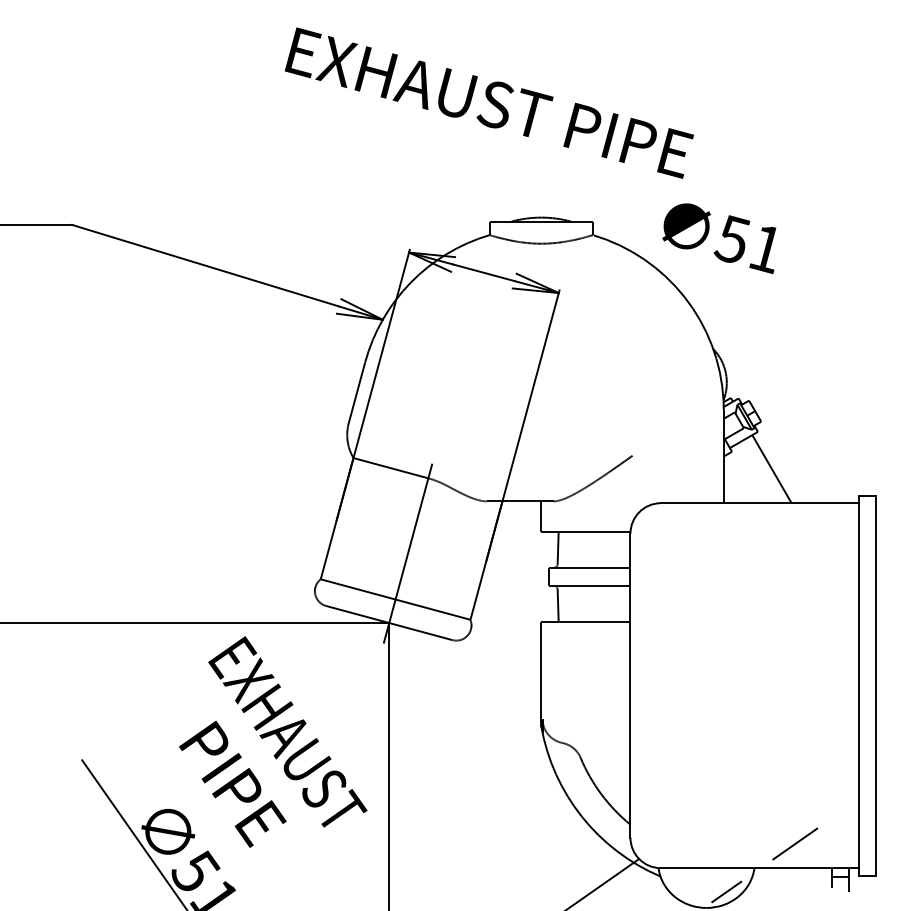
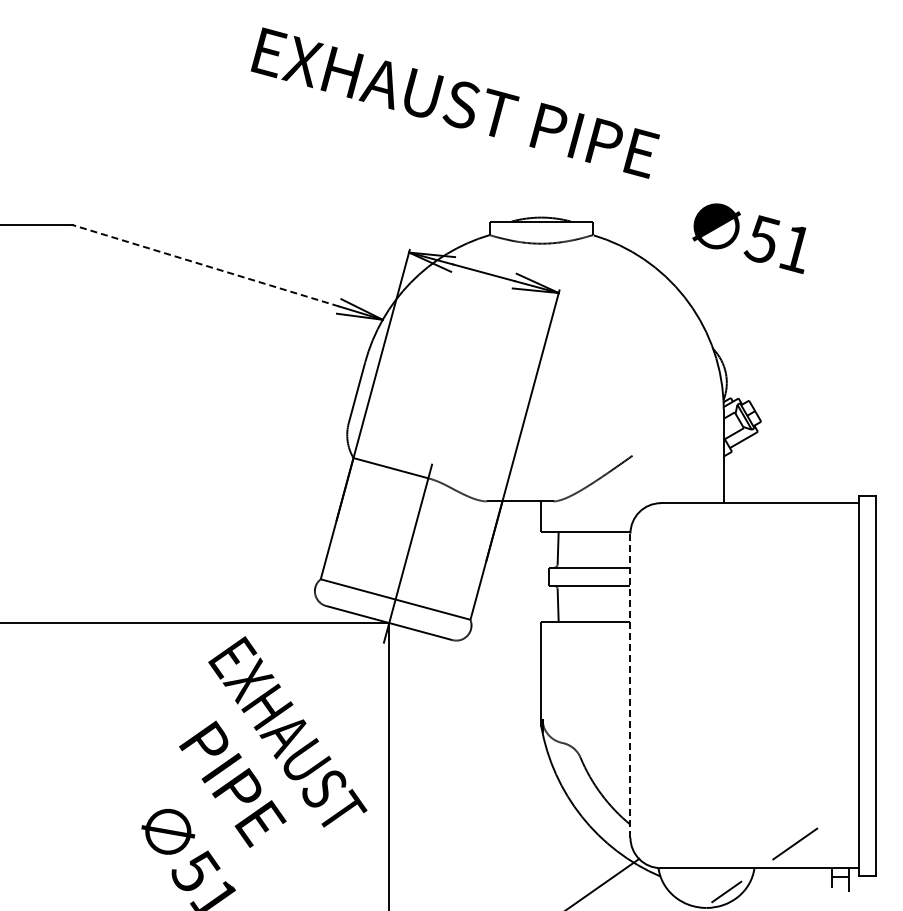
text position: (488, 102) -> (454, 102) (454, 102)
text position: (719, 238) -> (749, 238) (749, 238)
line: solid -> dashed (205, 265)
line: present -> none (771, 469)
line: solid -> dashed (630, 685)
line: present -> none (133, 833)
